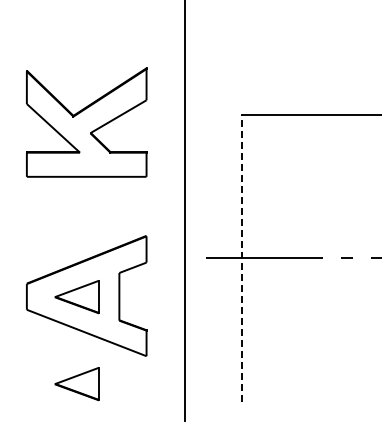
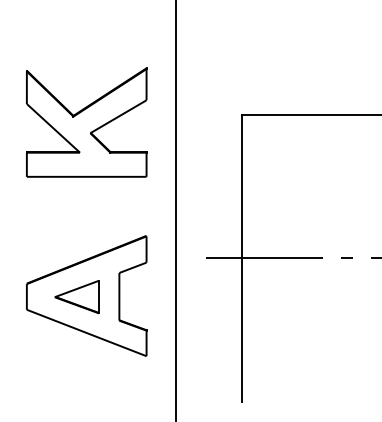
line position: (185, 210) -> (176, 210) (176, 210)
line: dashed -> solid (242, 258)
part: present -> none (76, 384)
